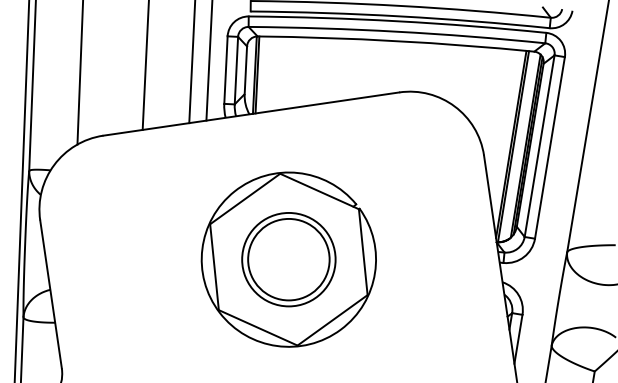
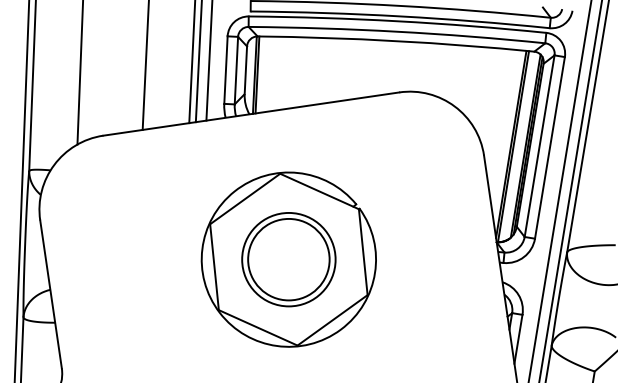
line: none -> present (198, 62)
line: none -> present (560, 190)
line: none -> present (570, 190)
